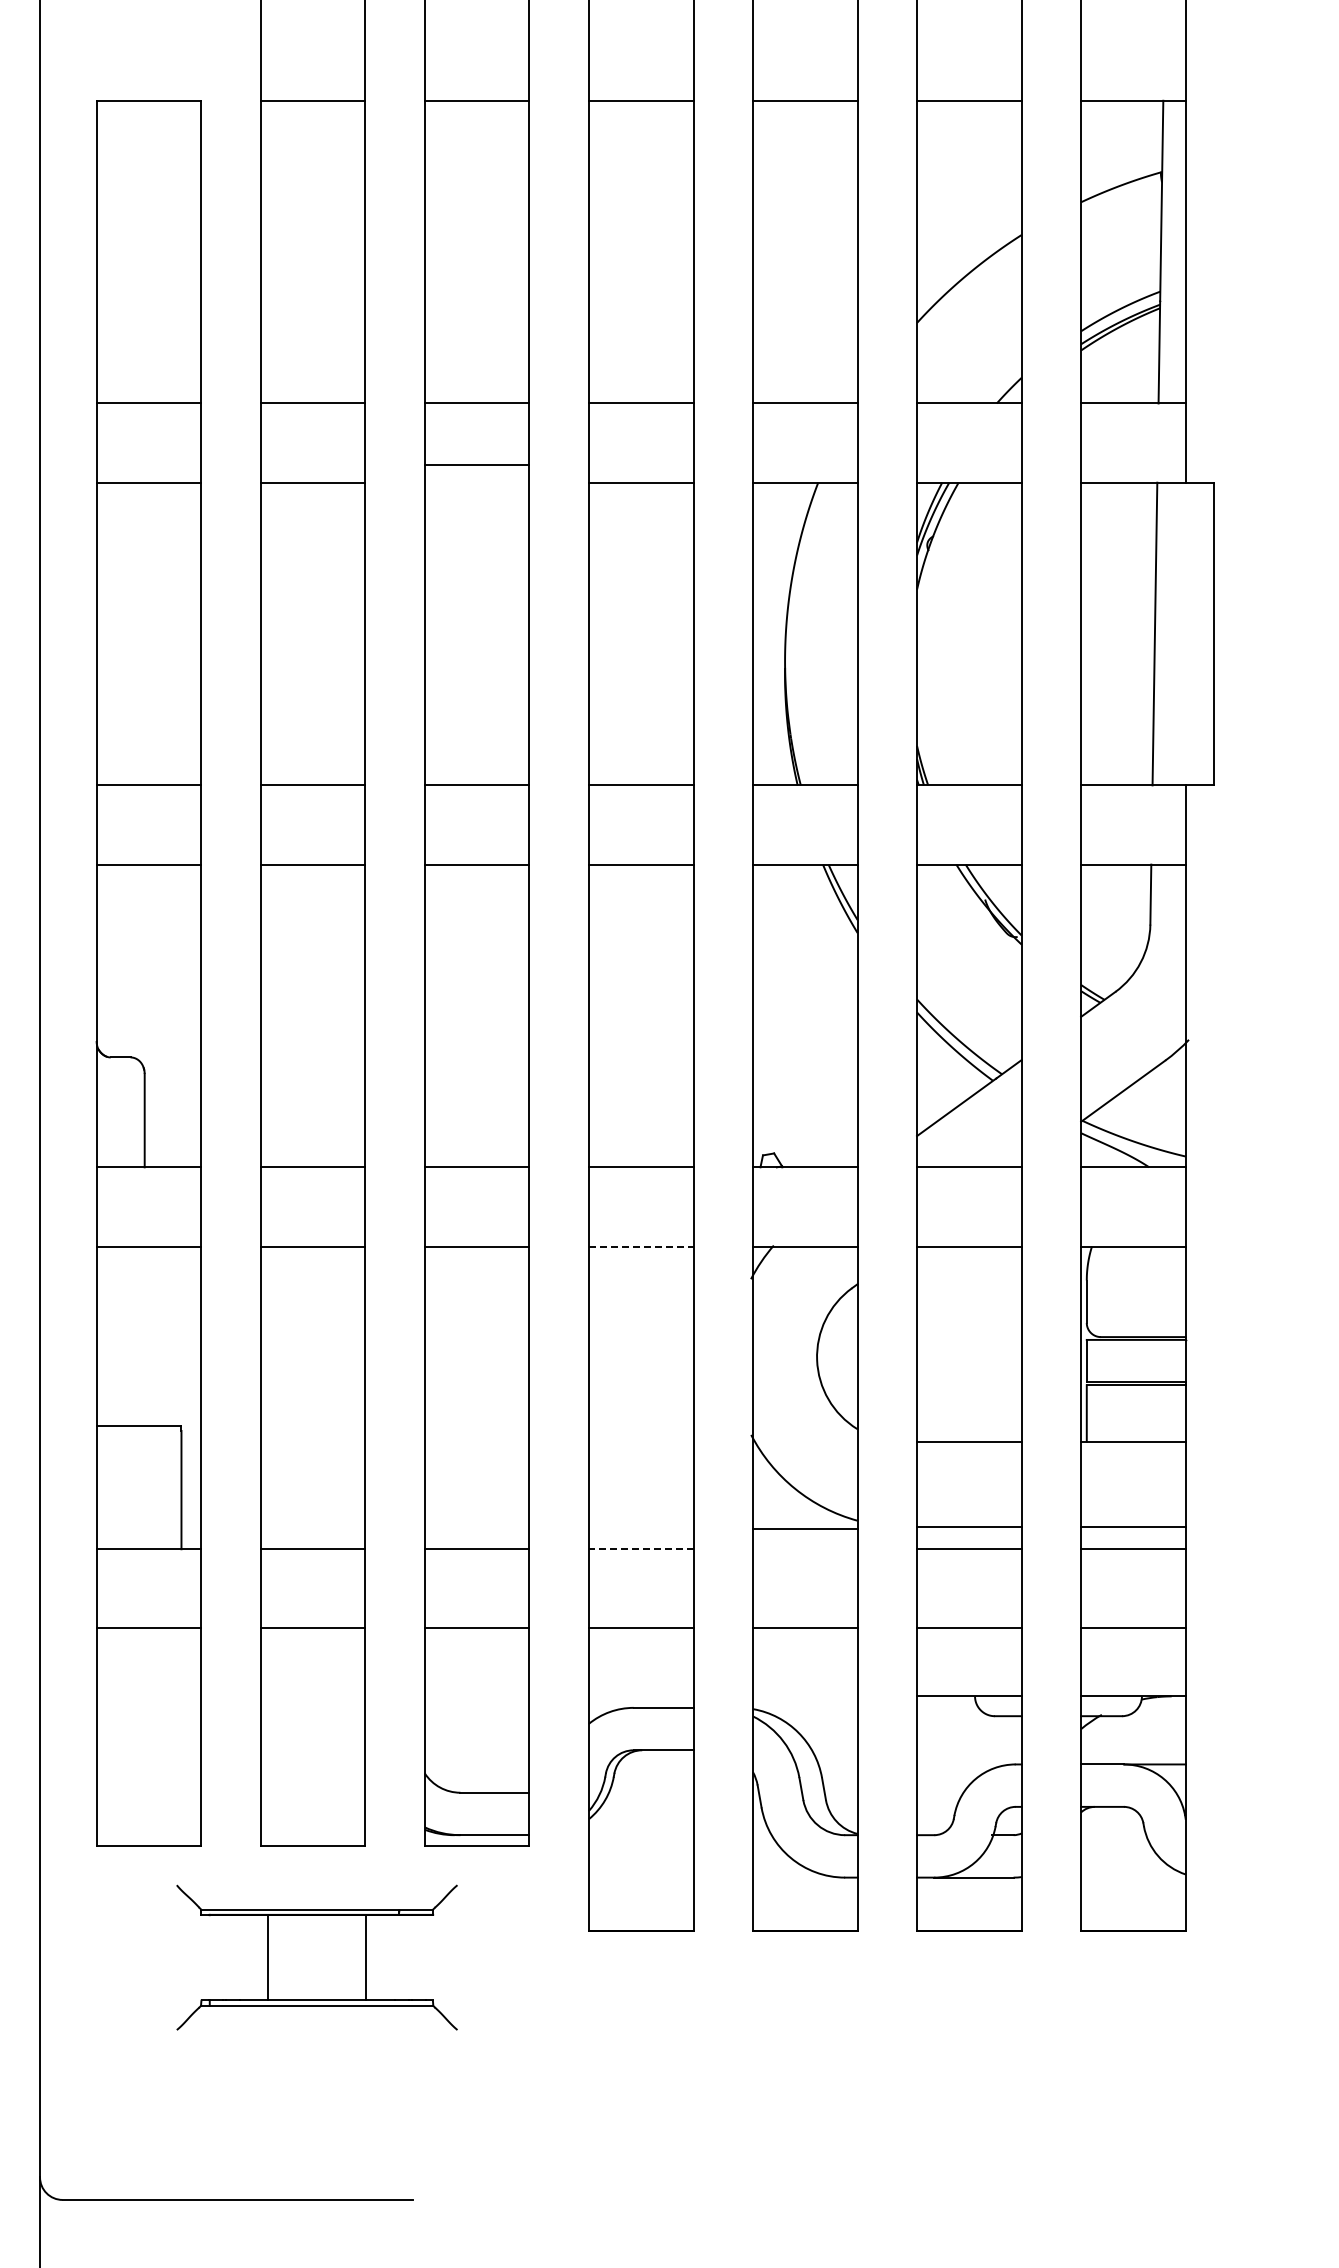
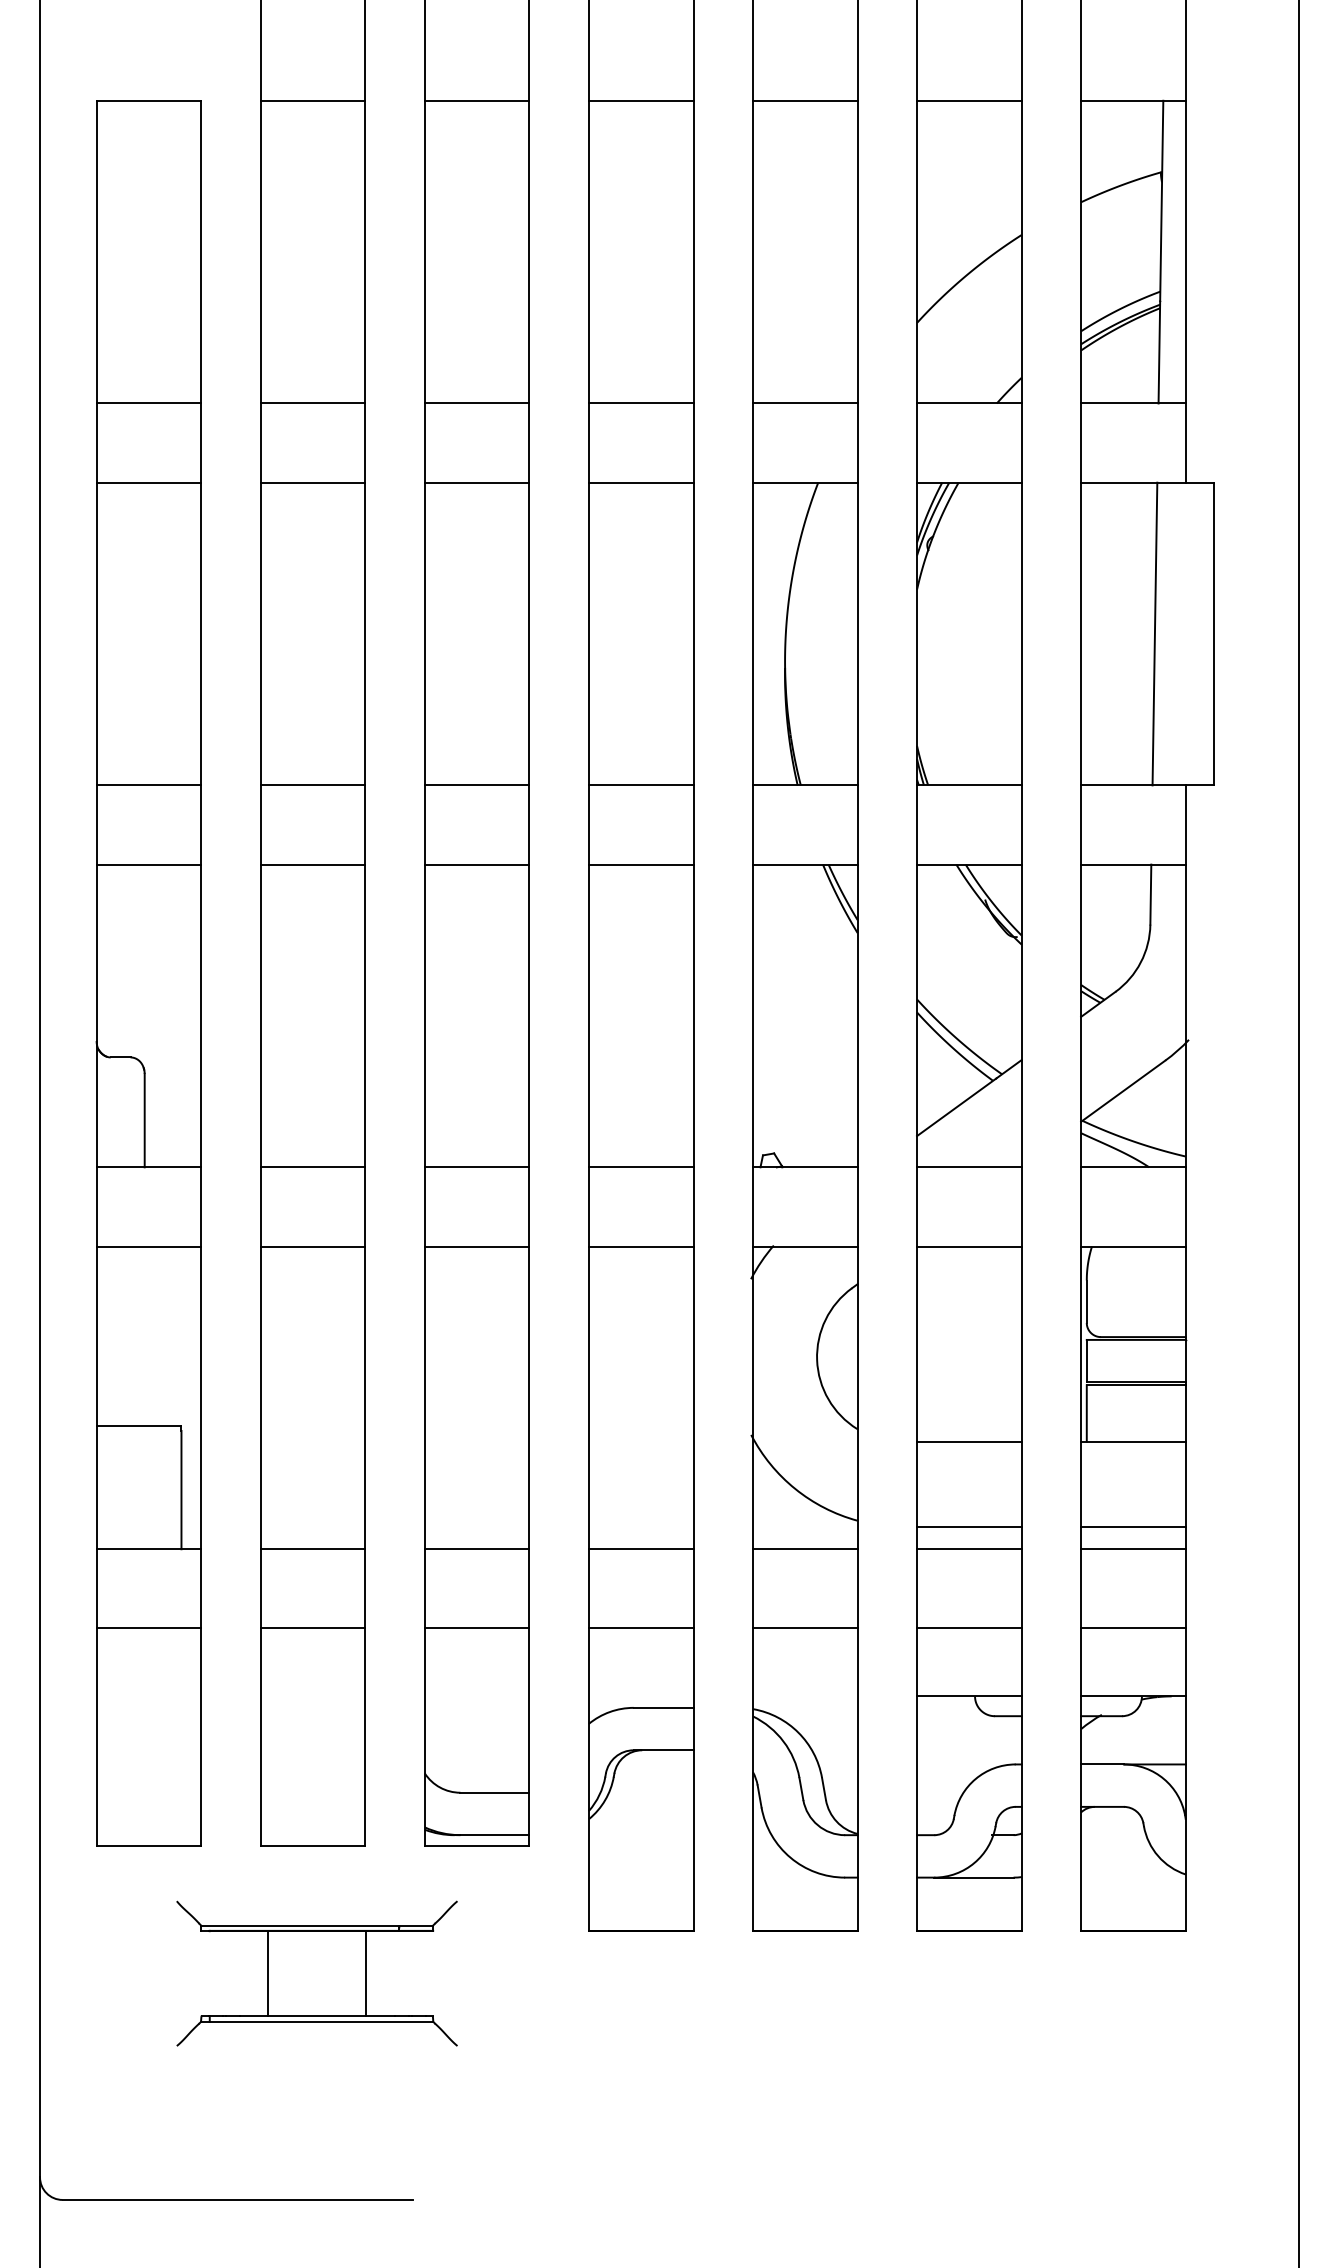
line position: (476, 464) -> (476, 482) (476, 482)
line: none -> present (1298, 1133)
line: dashed -> solid (641, 1246)
line position: (804, 1529) -> (804, 1549) (804, 1549)
line: dashed -> solid (640, 1549)
part position: (316, 1957) -> (316, 1973) (316, 1973)
